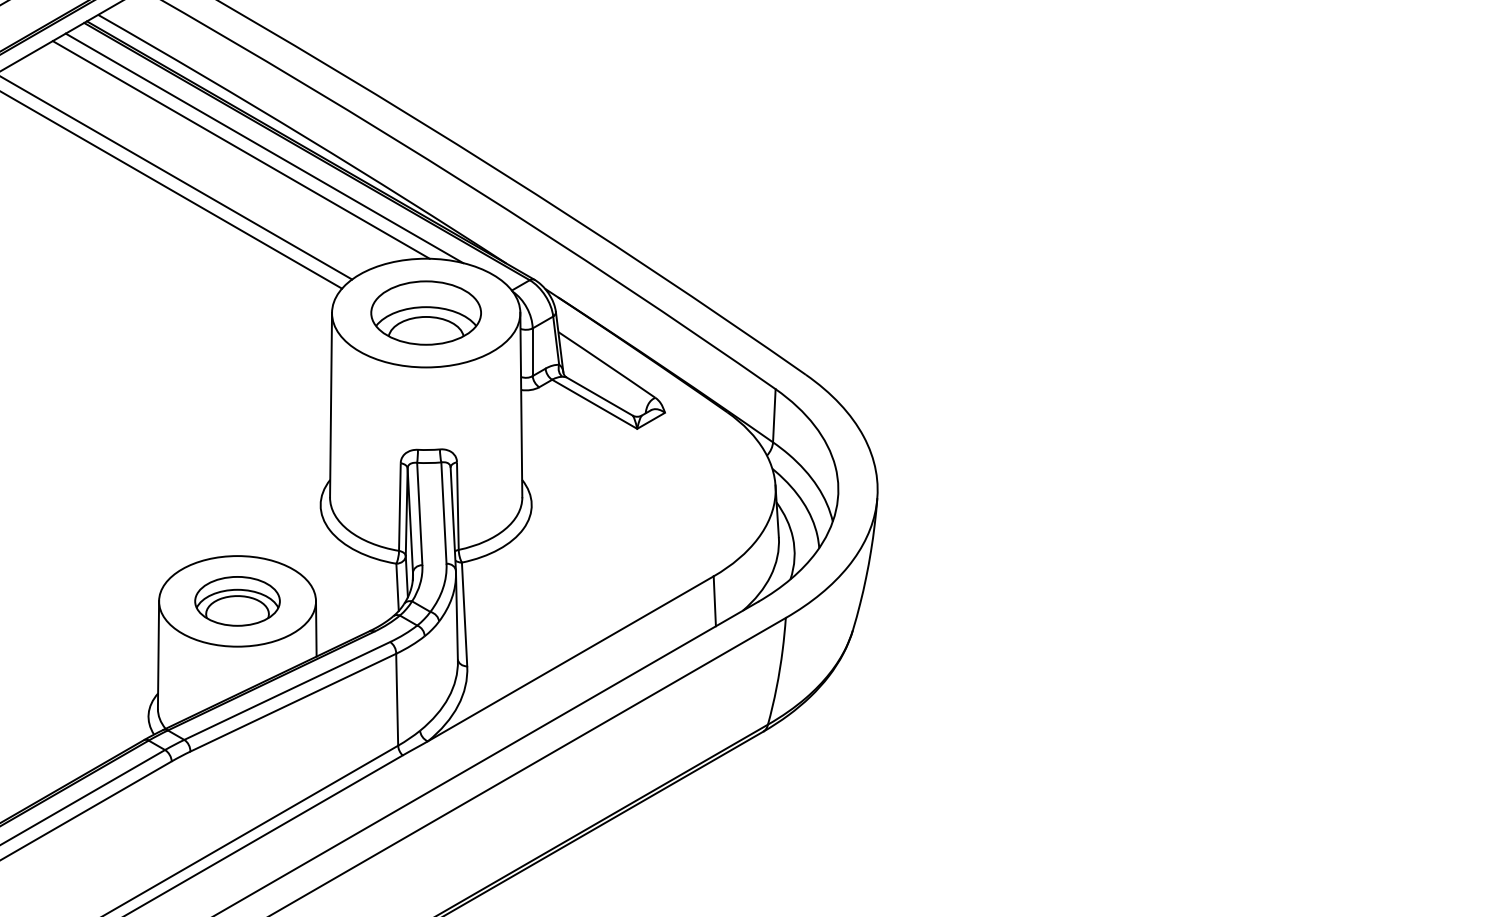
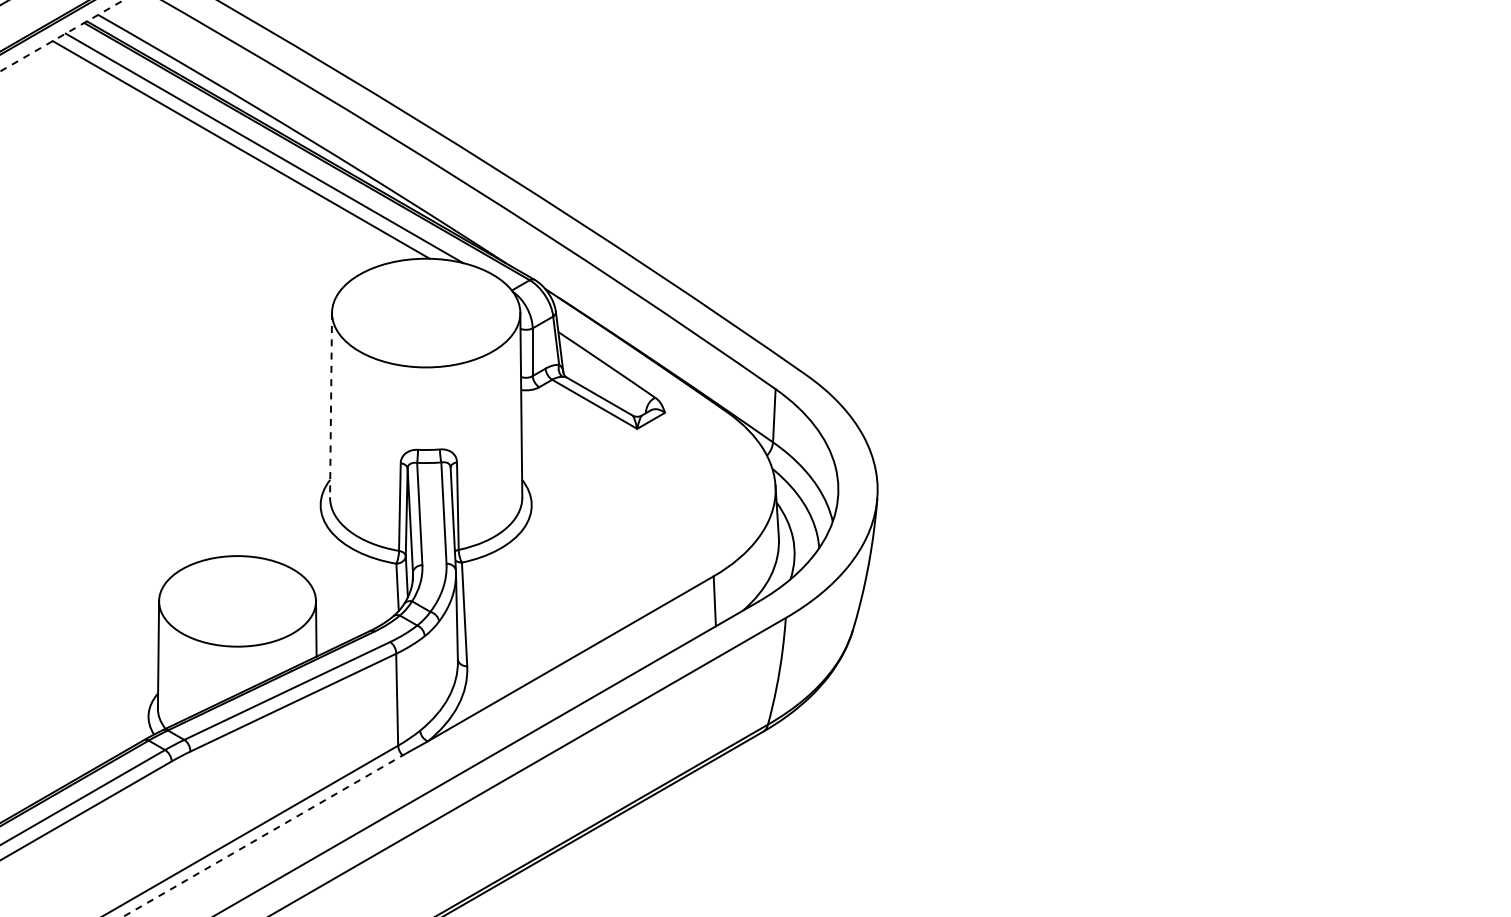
line: solid -> dashed (62, 35)
line: present -> none (177, 178)
line: present -> none (172, 190)
part: present -> none (425, 312)
line: solid -> dashed (331, 405)
part: present -> none (237, 601)
line: solid -> dashed (263, 835)
